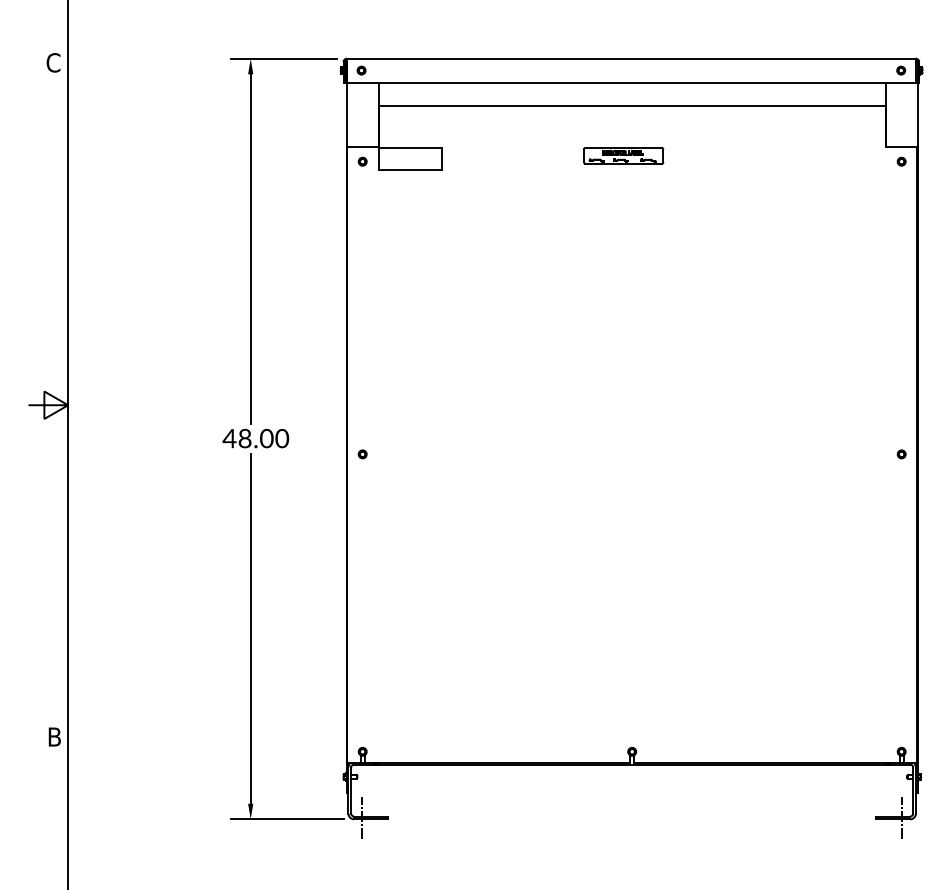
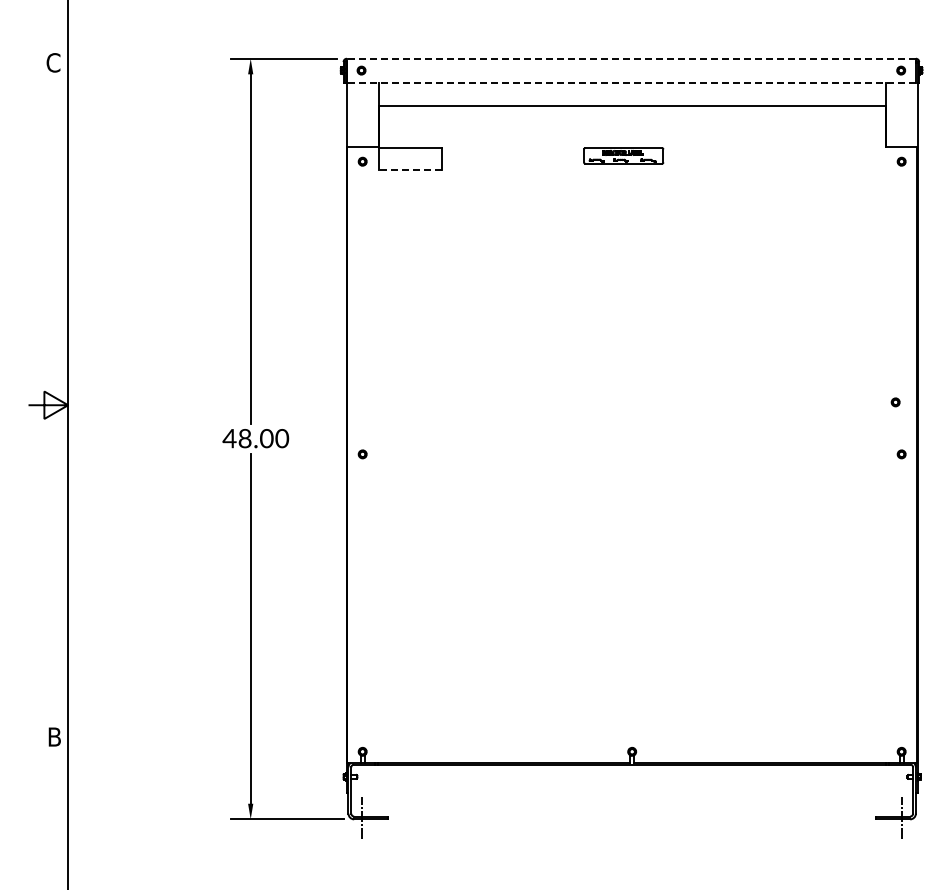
line: solid -> dashed (631, 58)
line: solid -> dashed (631, 82)
line: solid -> dashed (410, 170)
part: none -> present (895, 402)
